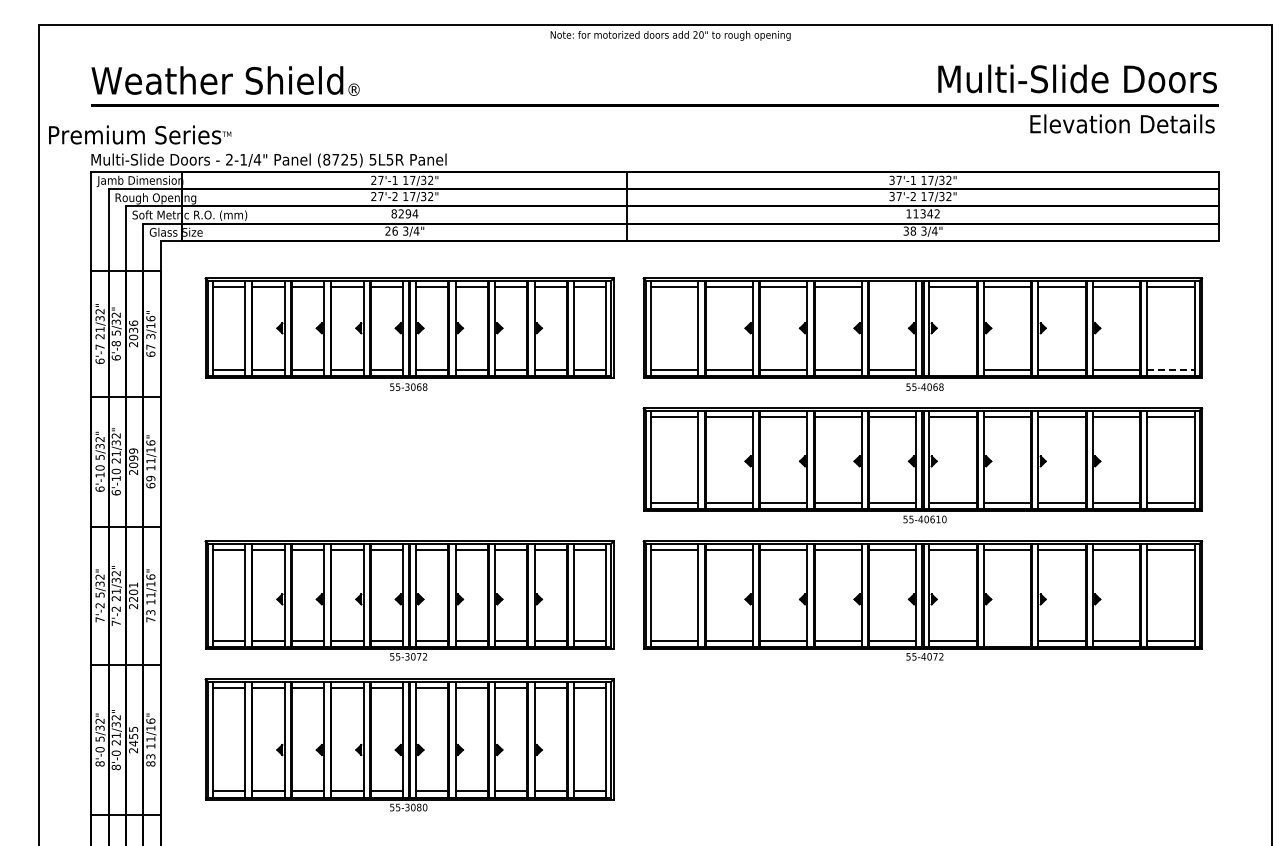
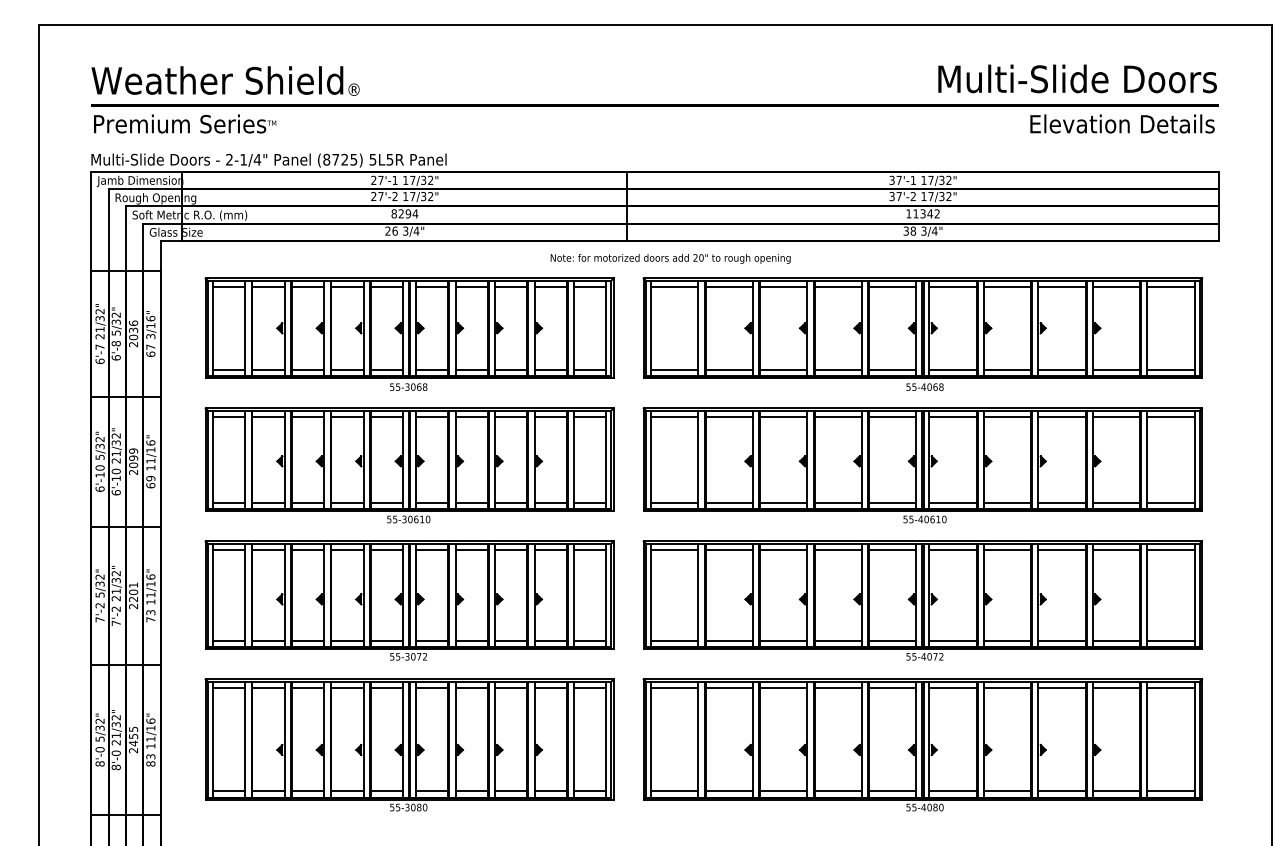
text position: (670, 35) -> (670, 258) (670, 258)
text position: (140, 134) -> (185, 123) (185, 123)
line: none -> present (892, 286)
line: none -> present (952, 369)
line: dashed -> solid (1171, 369)
part: none -> present (409, 465)
line: none -> present (1007, 640)
part: none -> present (922, 744)
